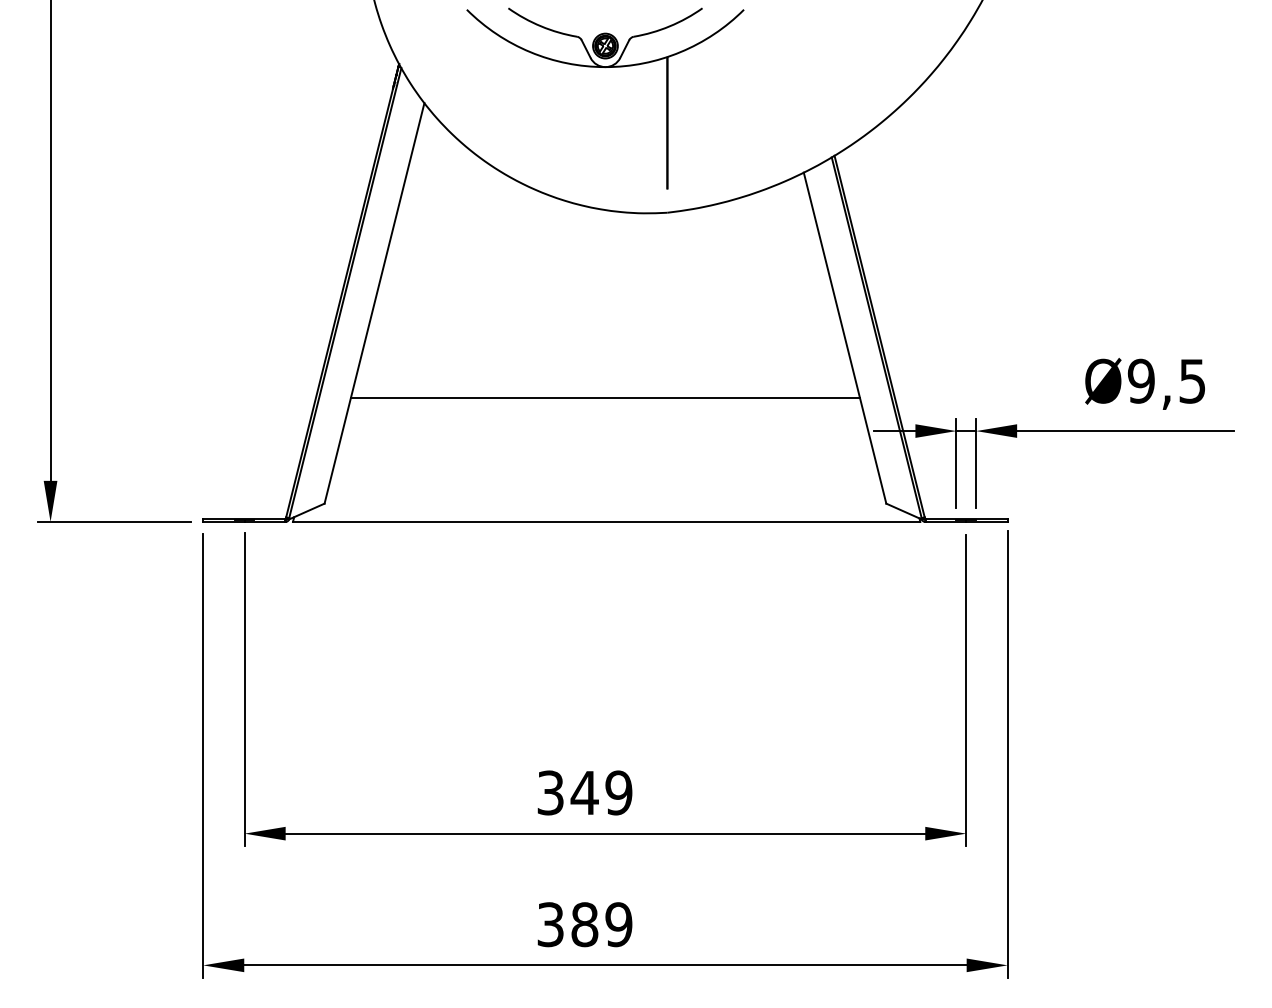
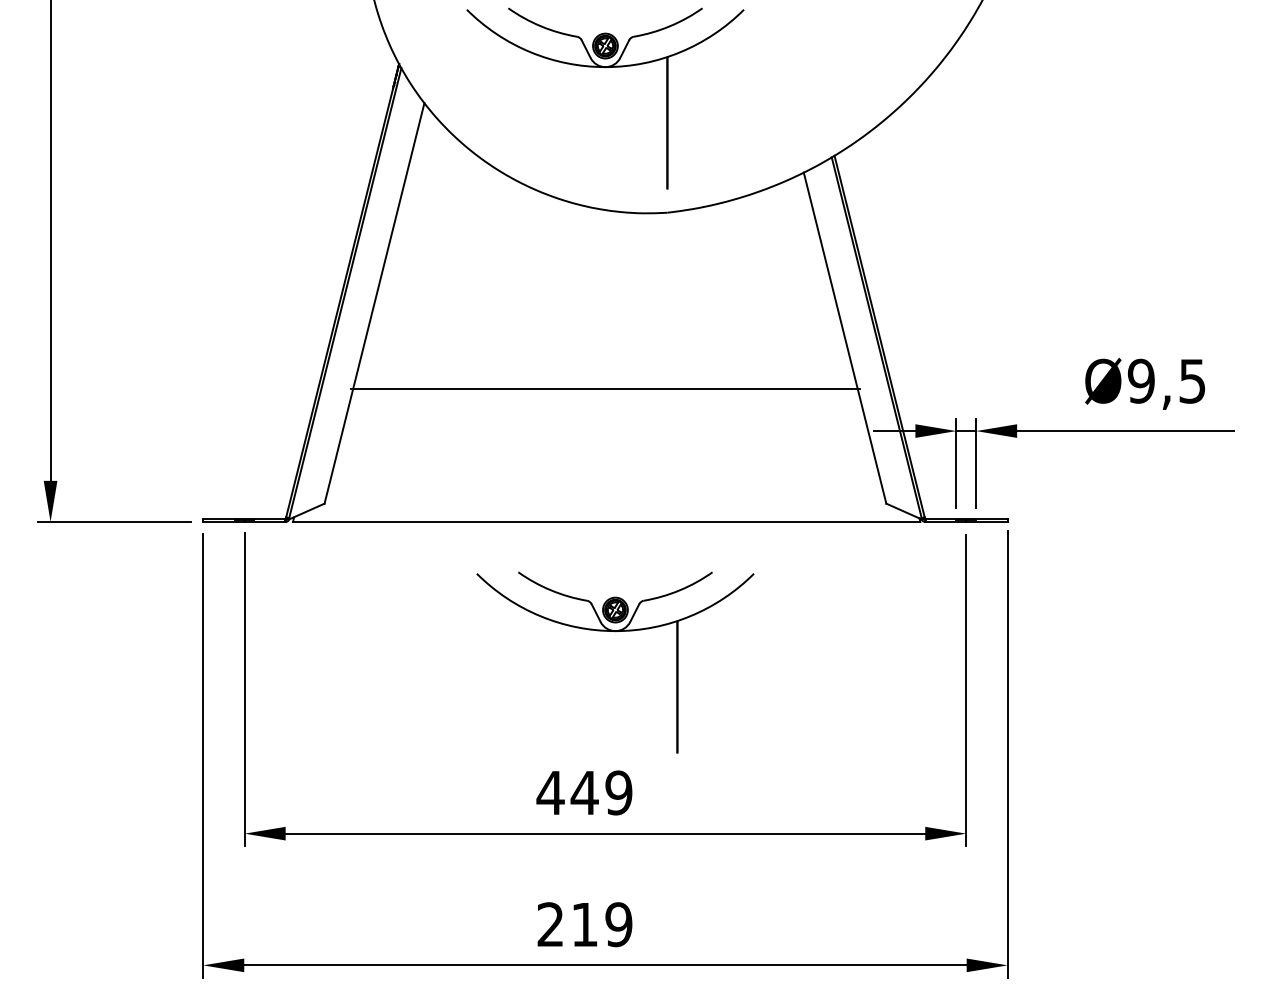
line position: (605, 397) -> (605, 388) (605, 388)
part: none -> present (615, 632)
text: 349 -> 449 (550, 792)
text: 389 -> 219 (567, 924)
